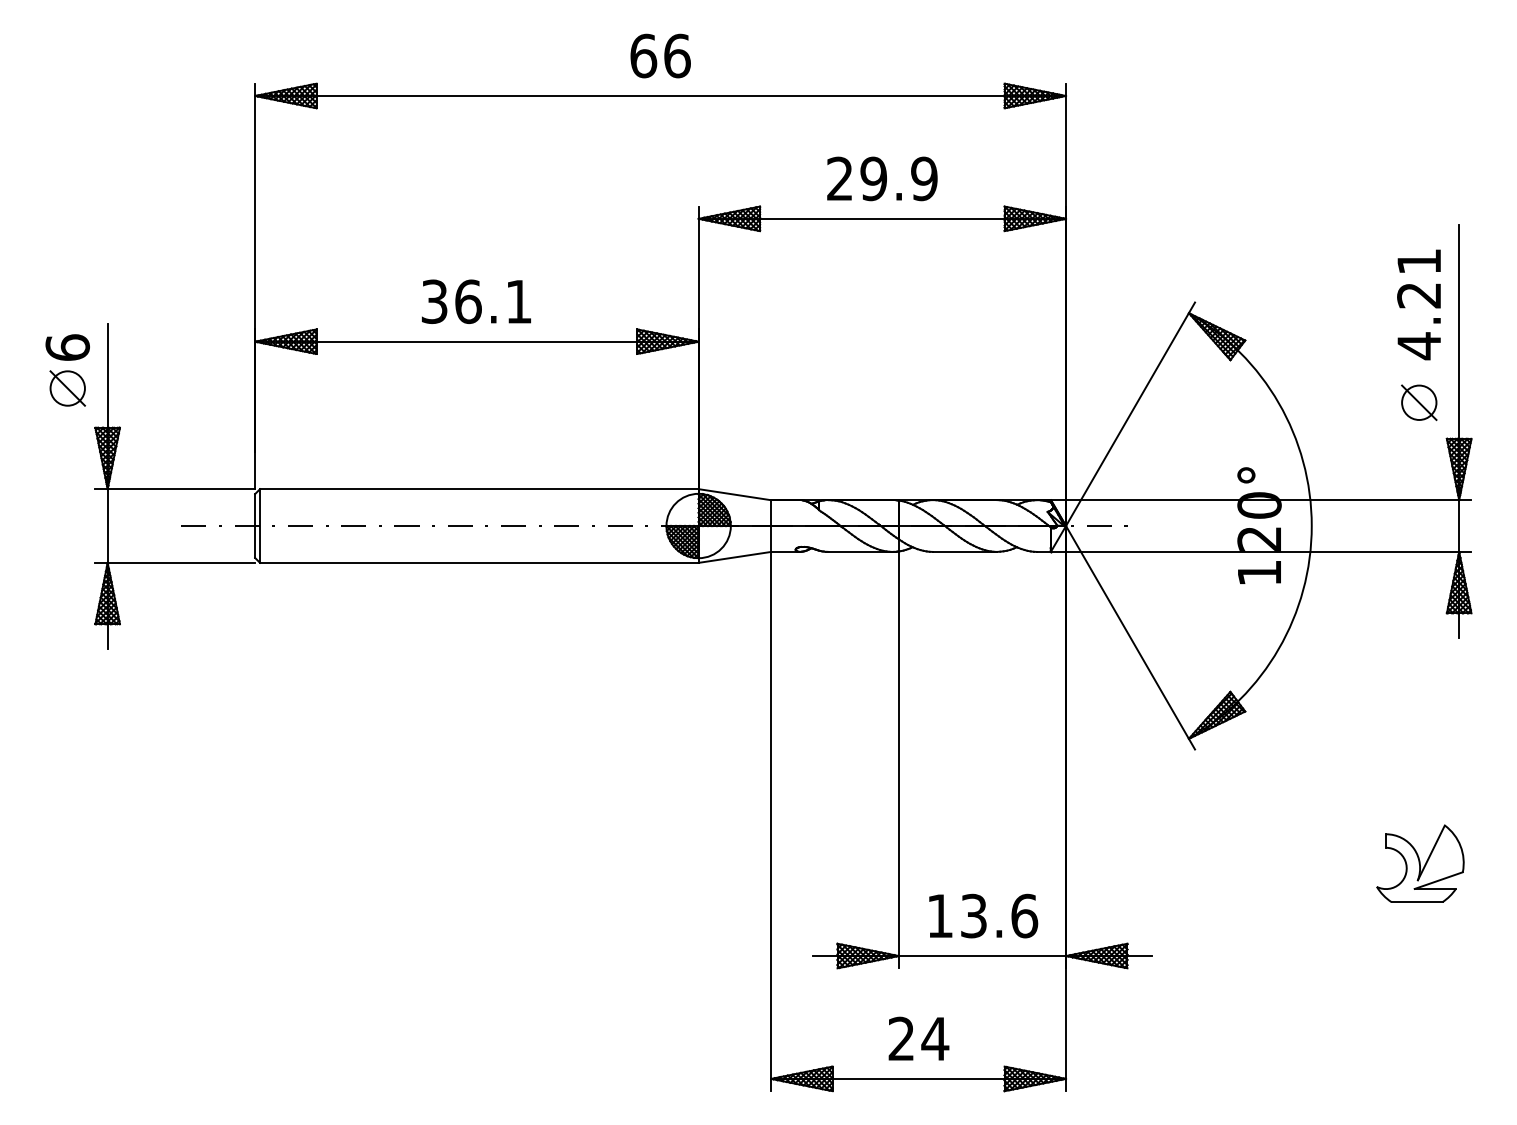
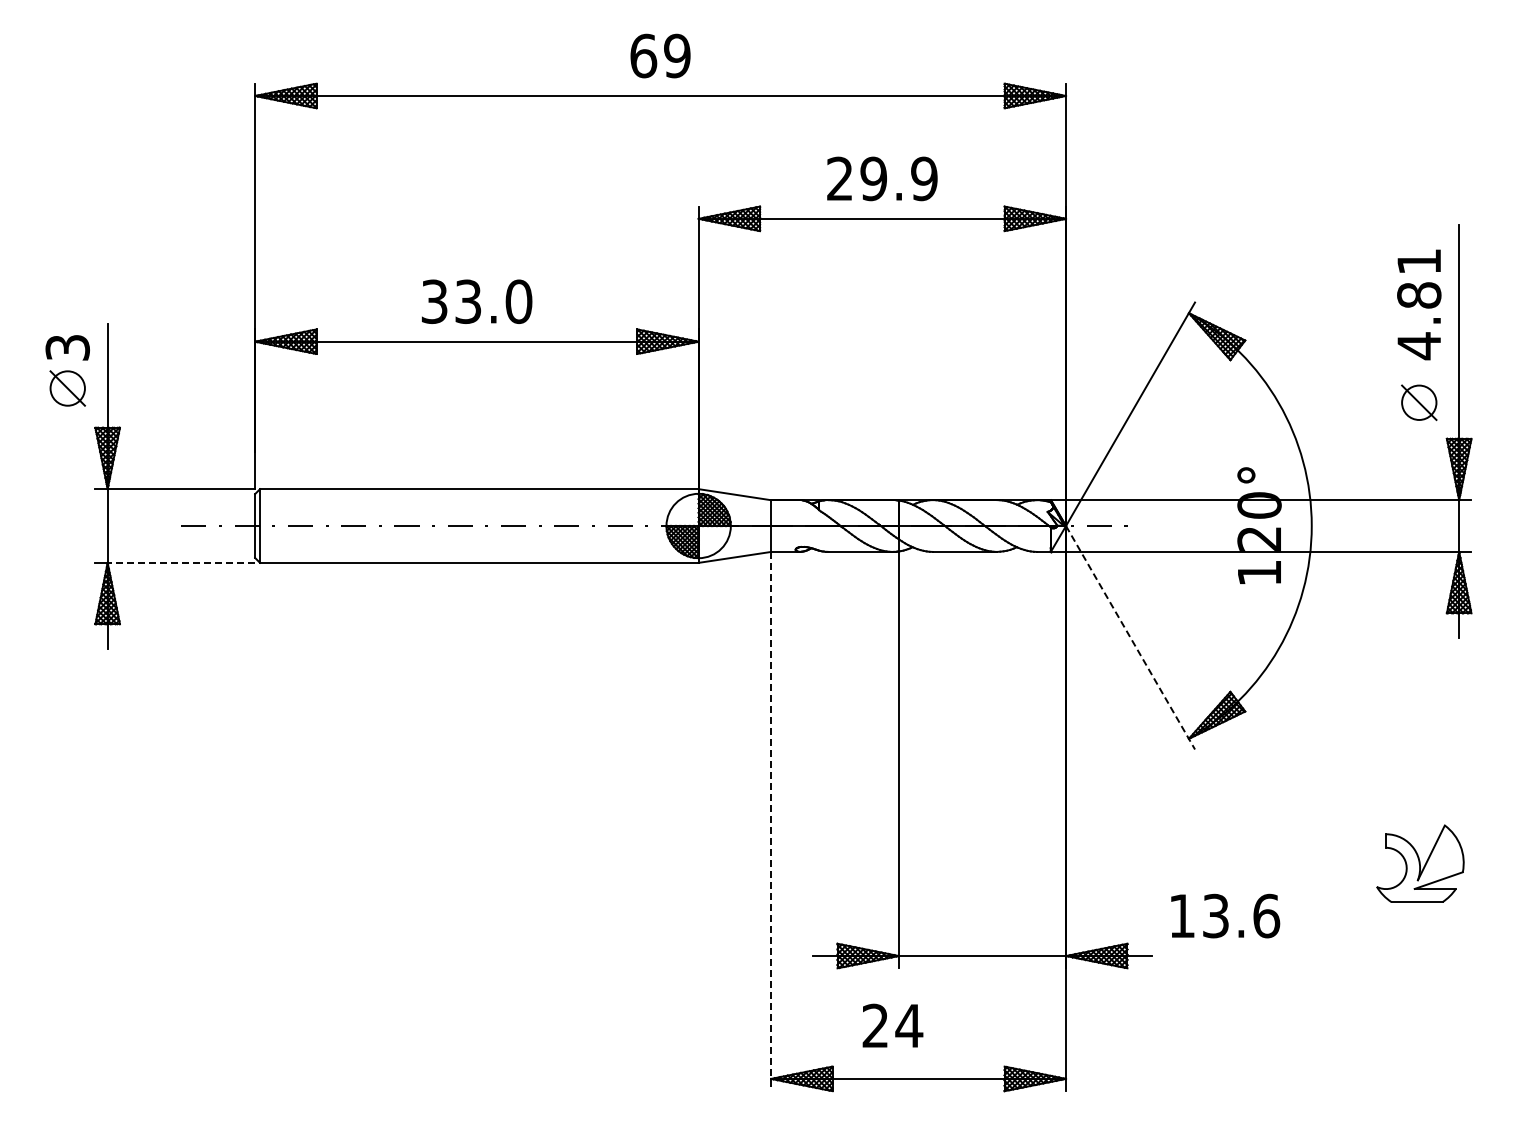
text: 66 -> 69 (677, 55)
text: 4.21 -> 4.81 (1419, 295)
text: 36.1 -> 33.0 (493, 301)
text: 6 -> 3 (67, 347)
line: solid -> dashed (181, 562)
line: solid -> dashed (1130, 638)
line: solid -> dashed (771, 821)
text position: (983, 915) -> (1225, 915) (1225, 915)
text position: (918, 1038) -> (892, 1025) (892, 1025)
